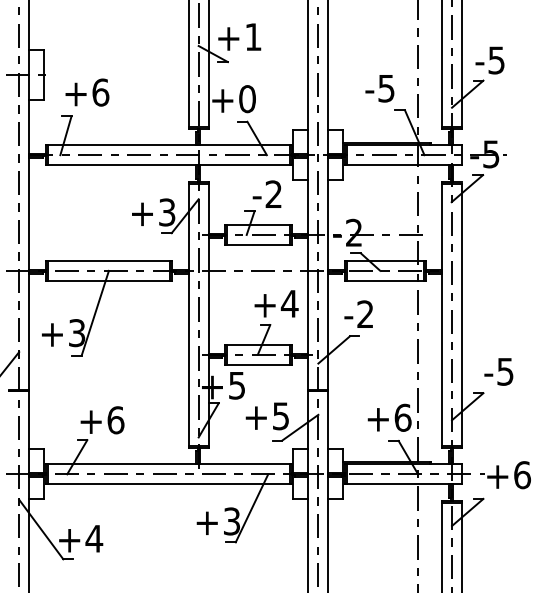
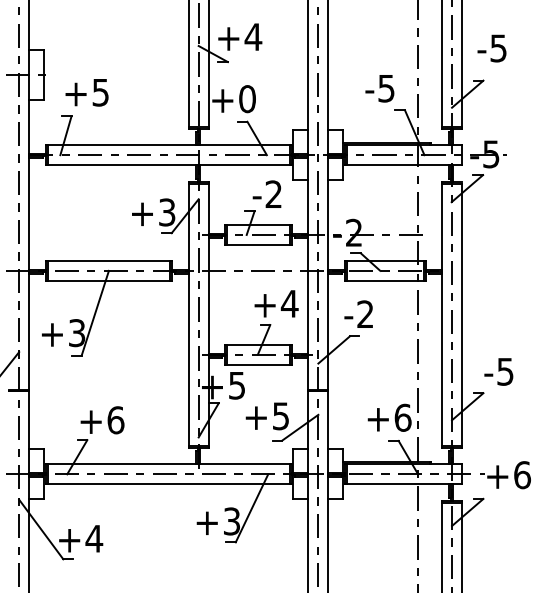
text: +1 -> +4 (253, 36)
text position: (489, 60) -> (491, 48) (491, 48)
text: +6 -> +5 (100, 92)
